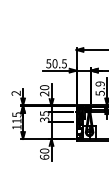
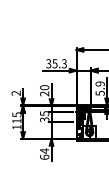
text: 50.5 -> 35.3 (56, 63)
text: 60 -> 64 (44, 150)
